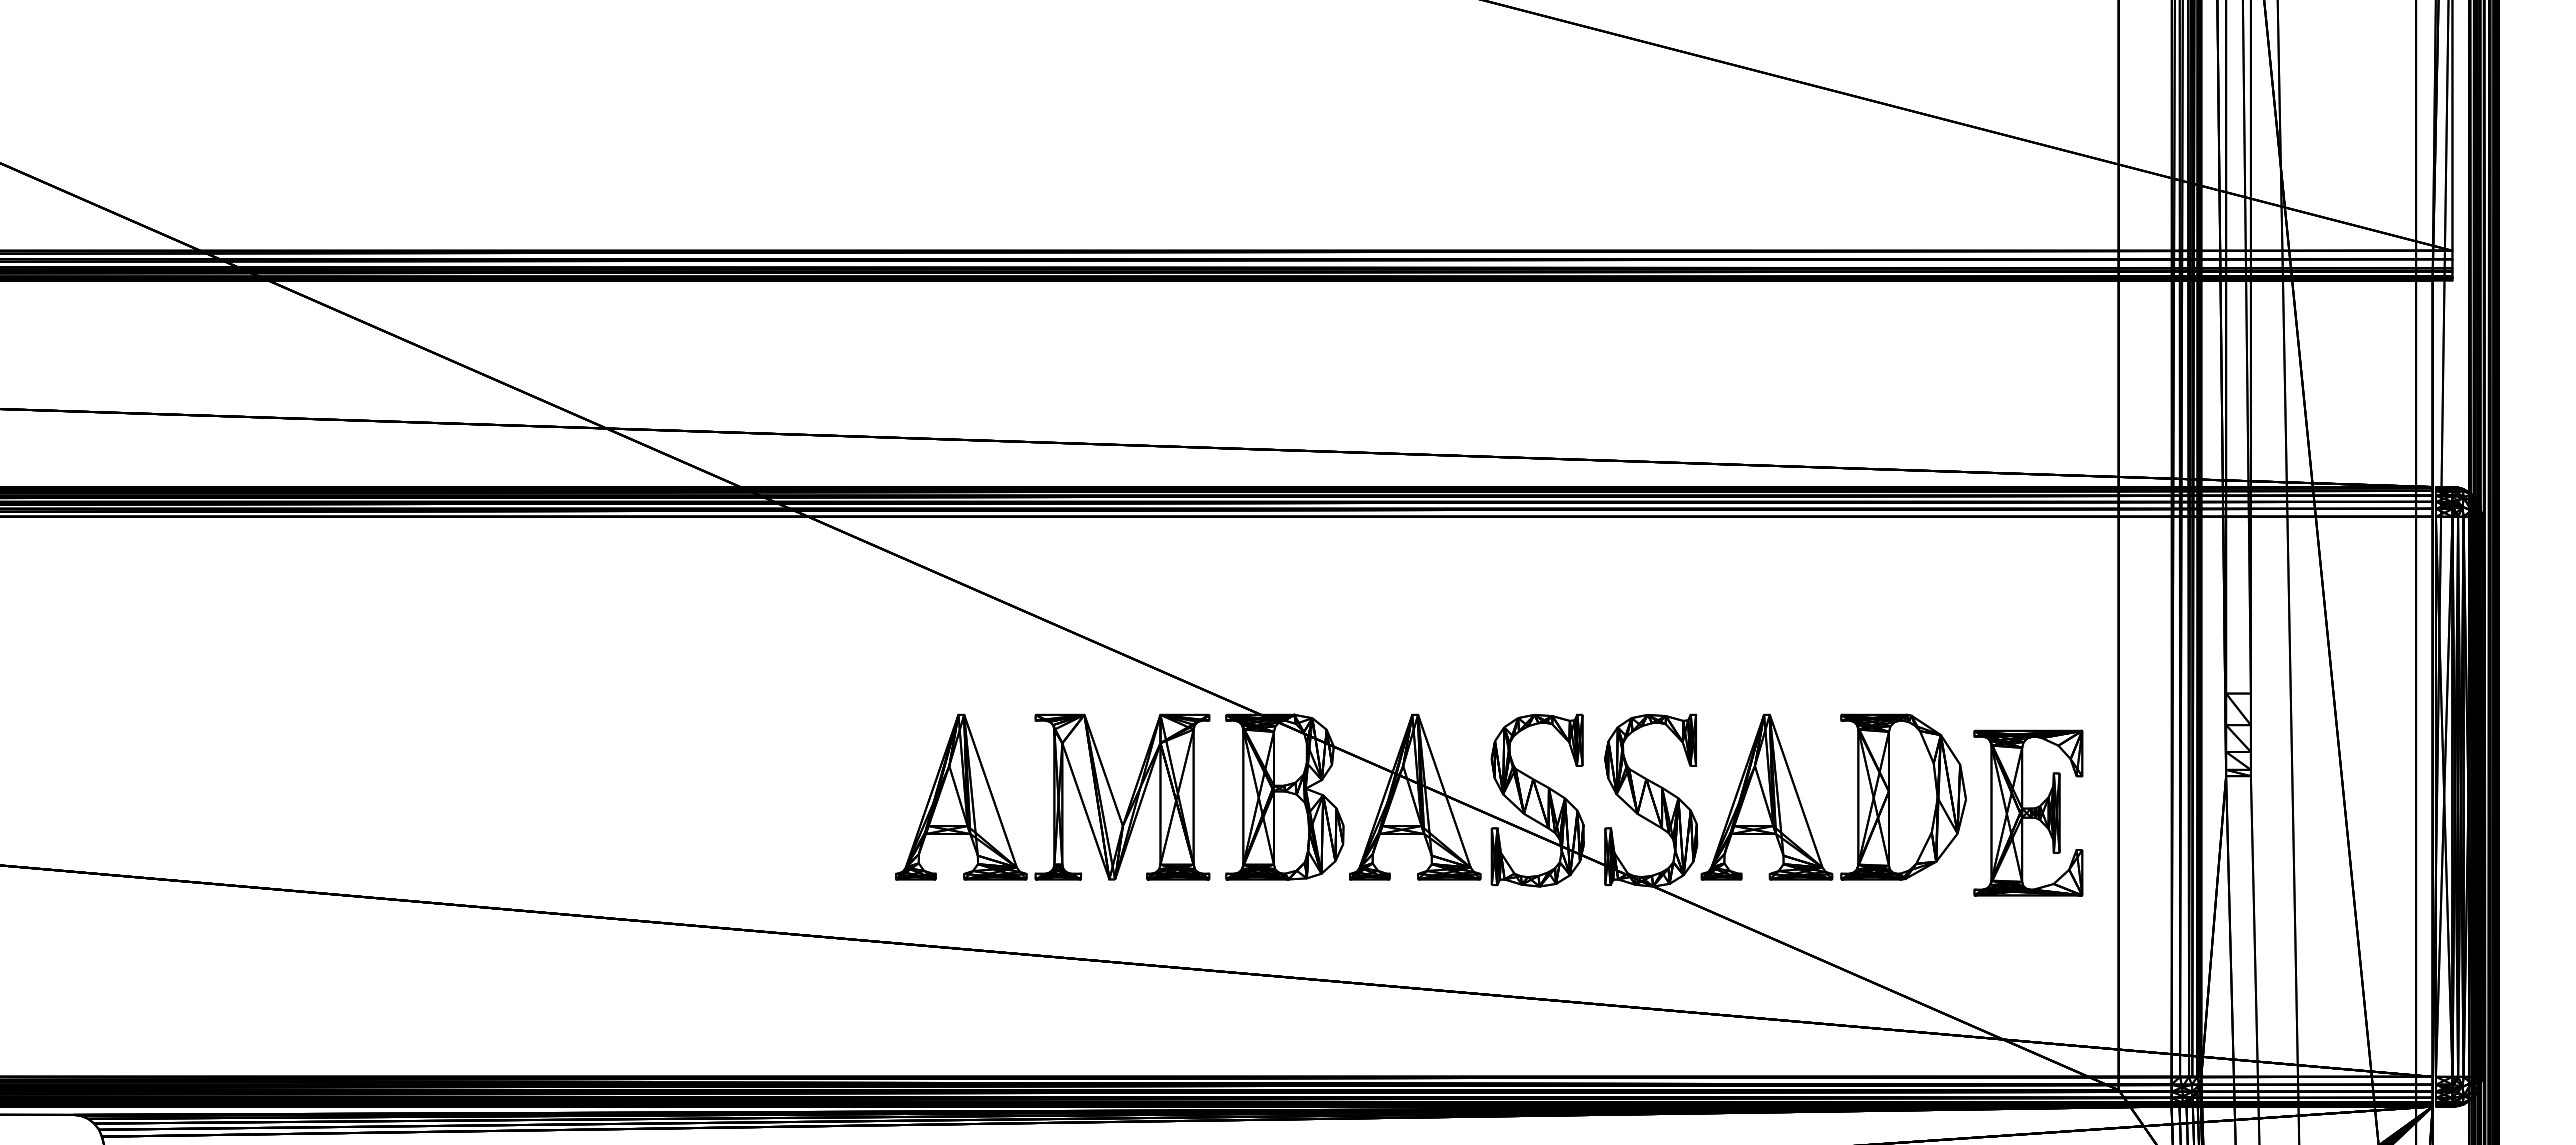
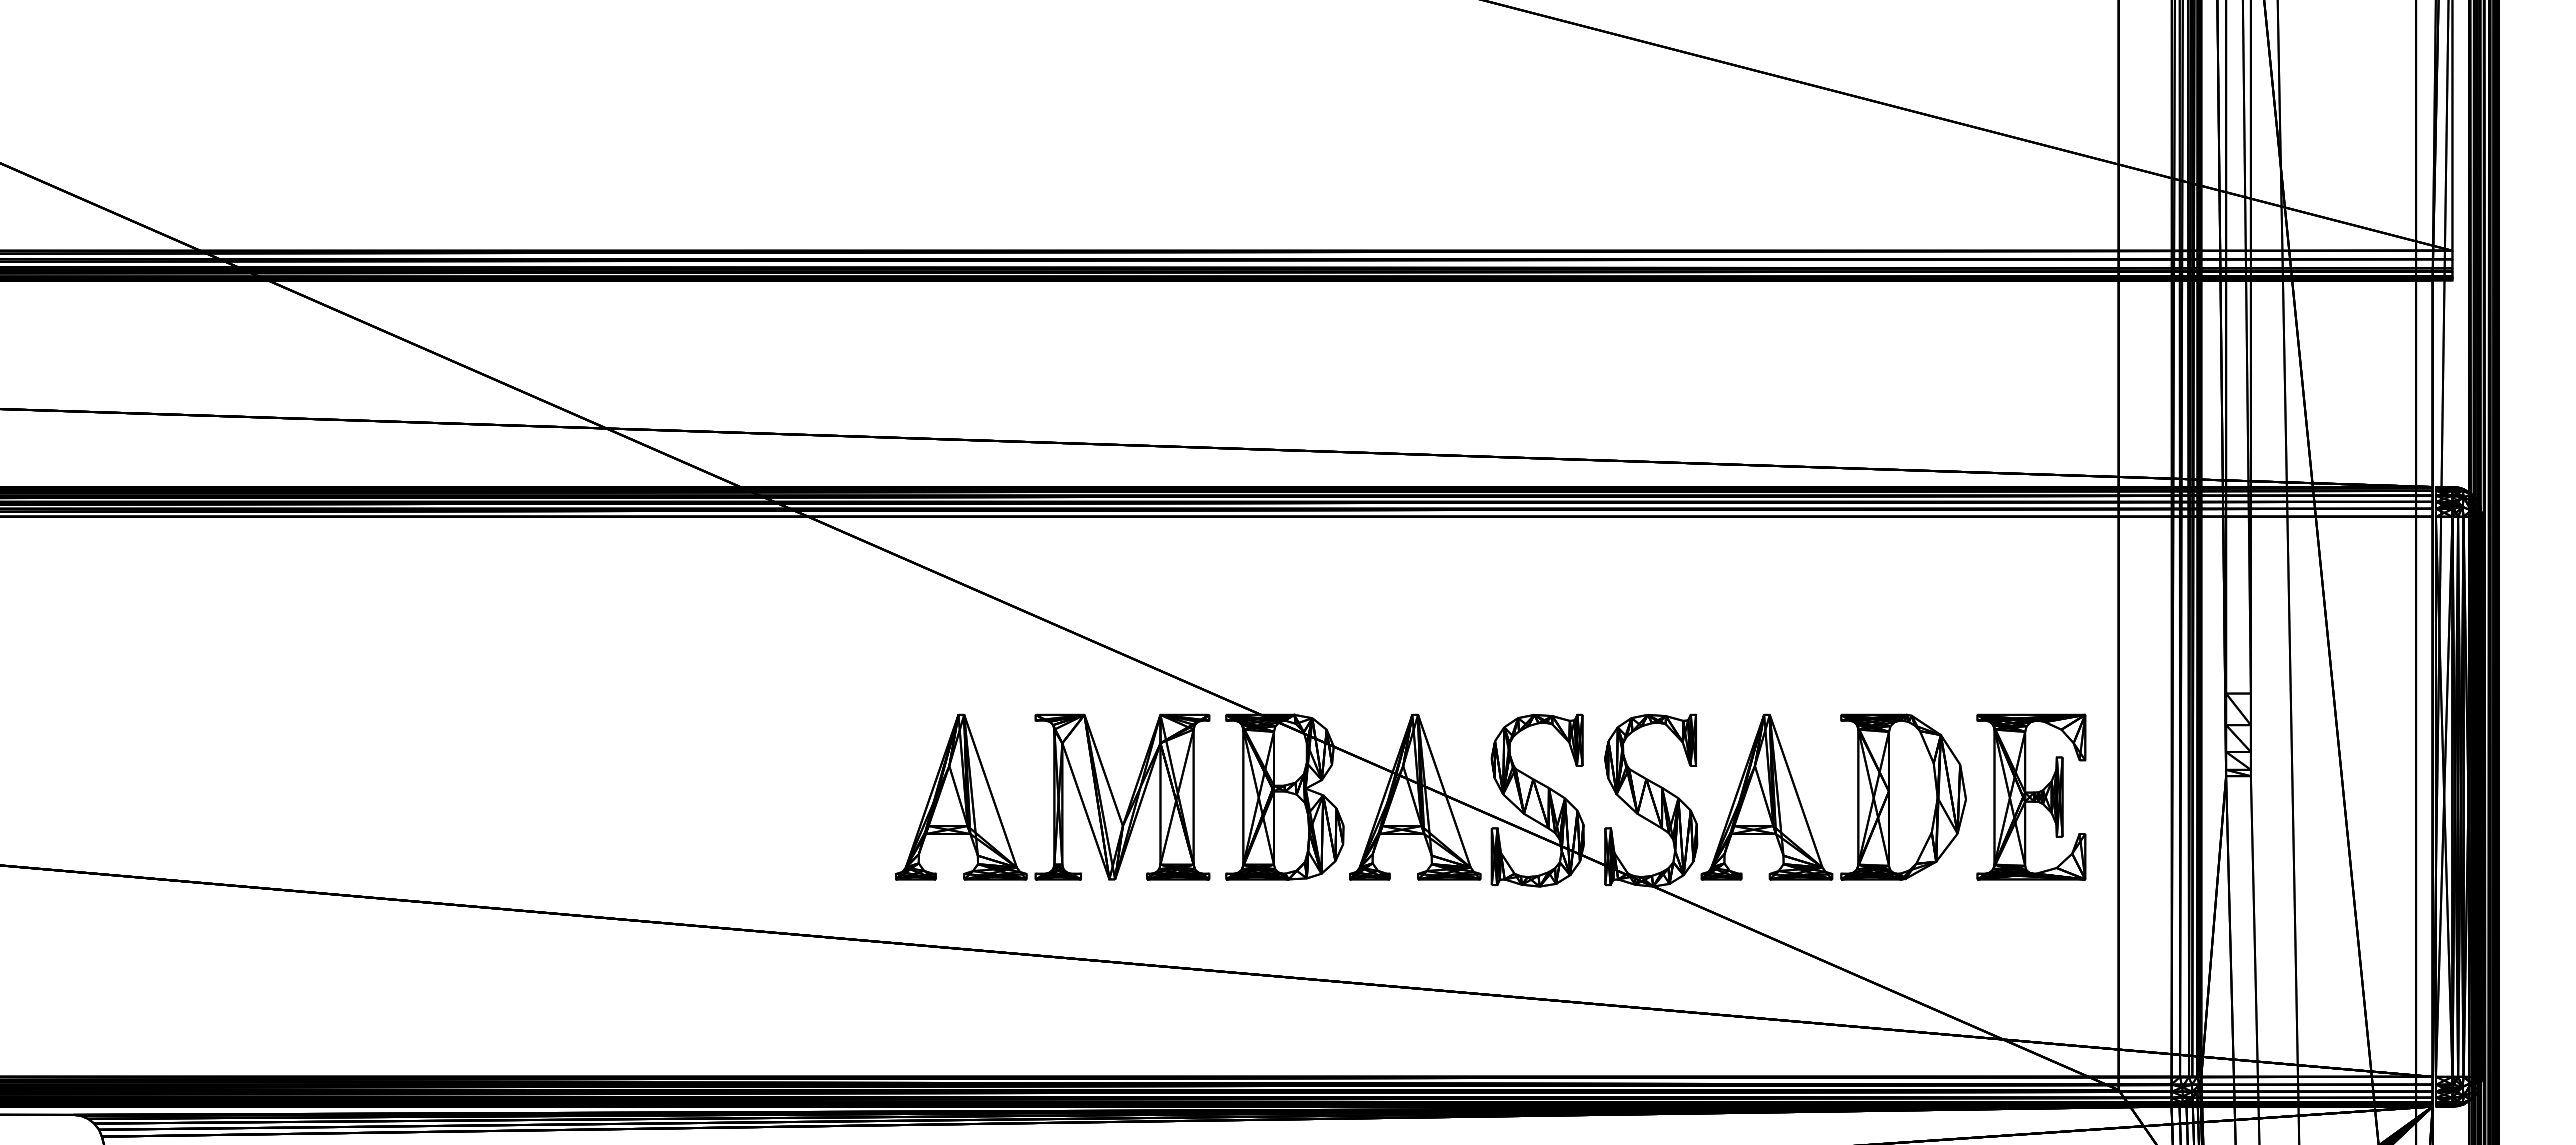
part position: (2028, 812) -> (2031, 796) (2031, 796)
